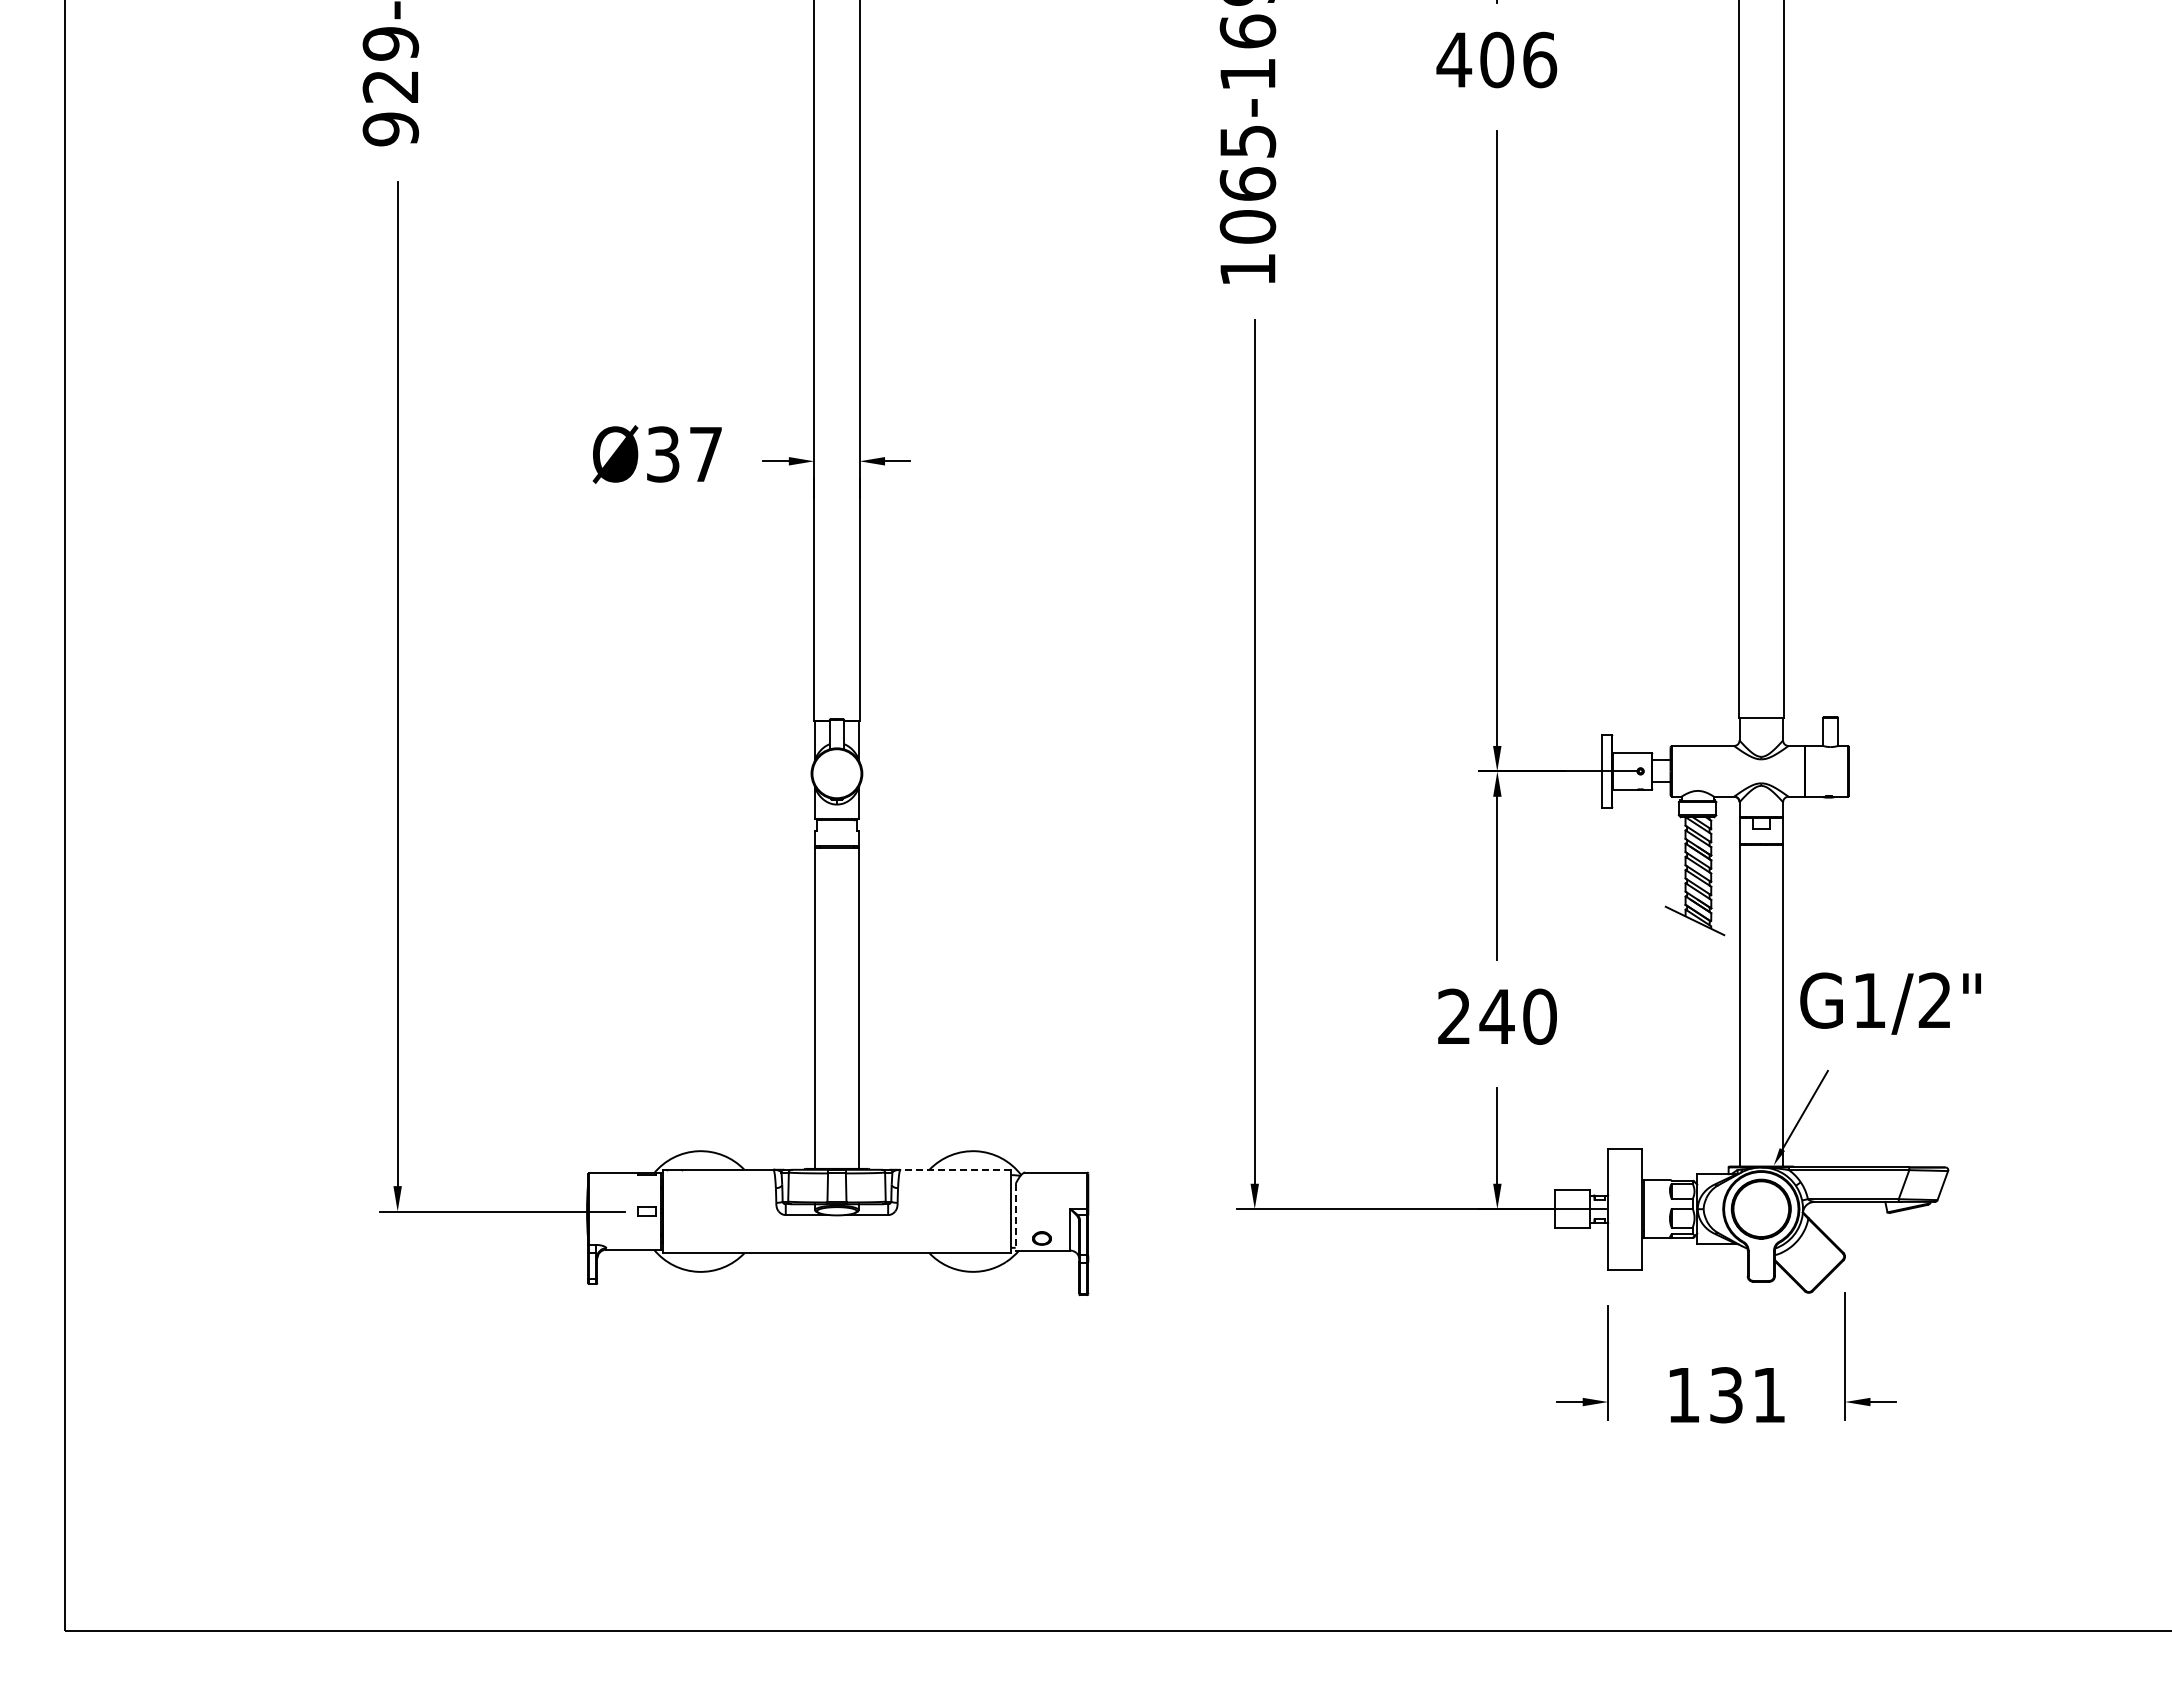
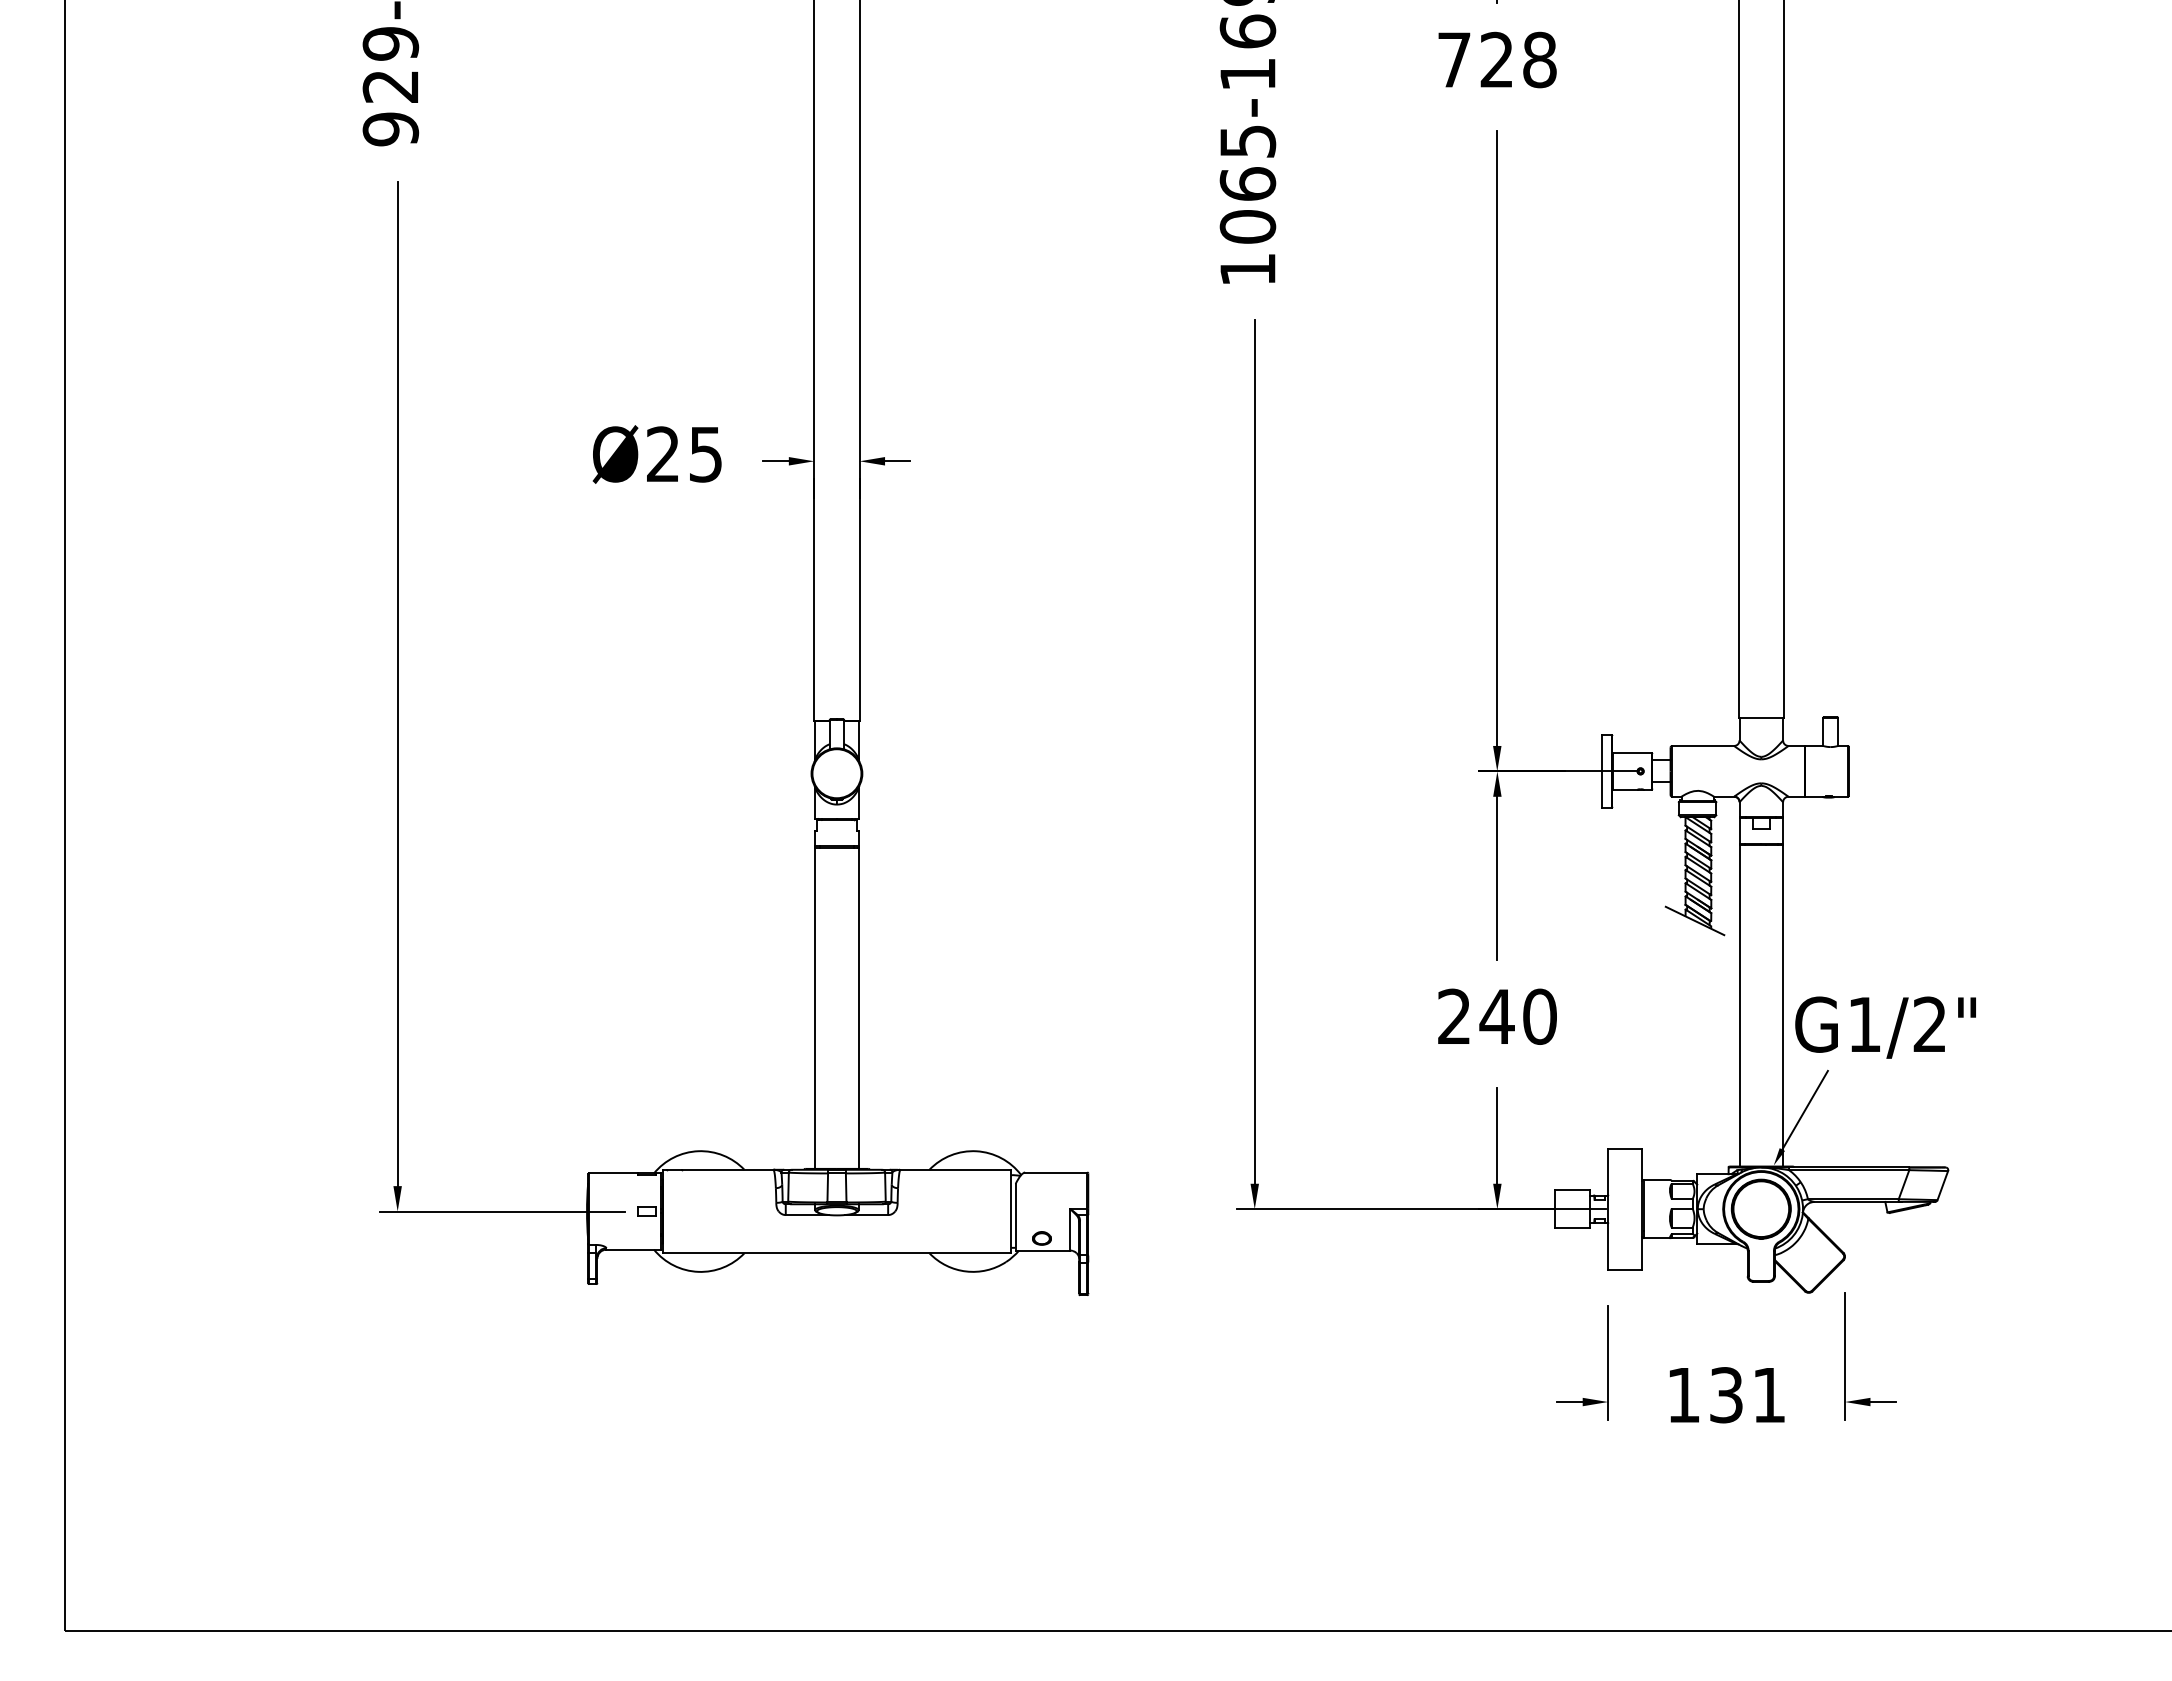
text: 406 -> 728 (1496, 59)
text: Ø37 -> Ø25 (684, 454)
text position: (1890, 1003) -> (1885, 1027) (1885, 1027)
line: dashed -> solid (955, 1169)
line: dashed -> solid (1015, 1217)
